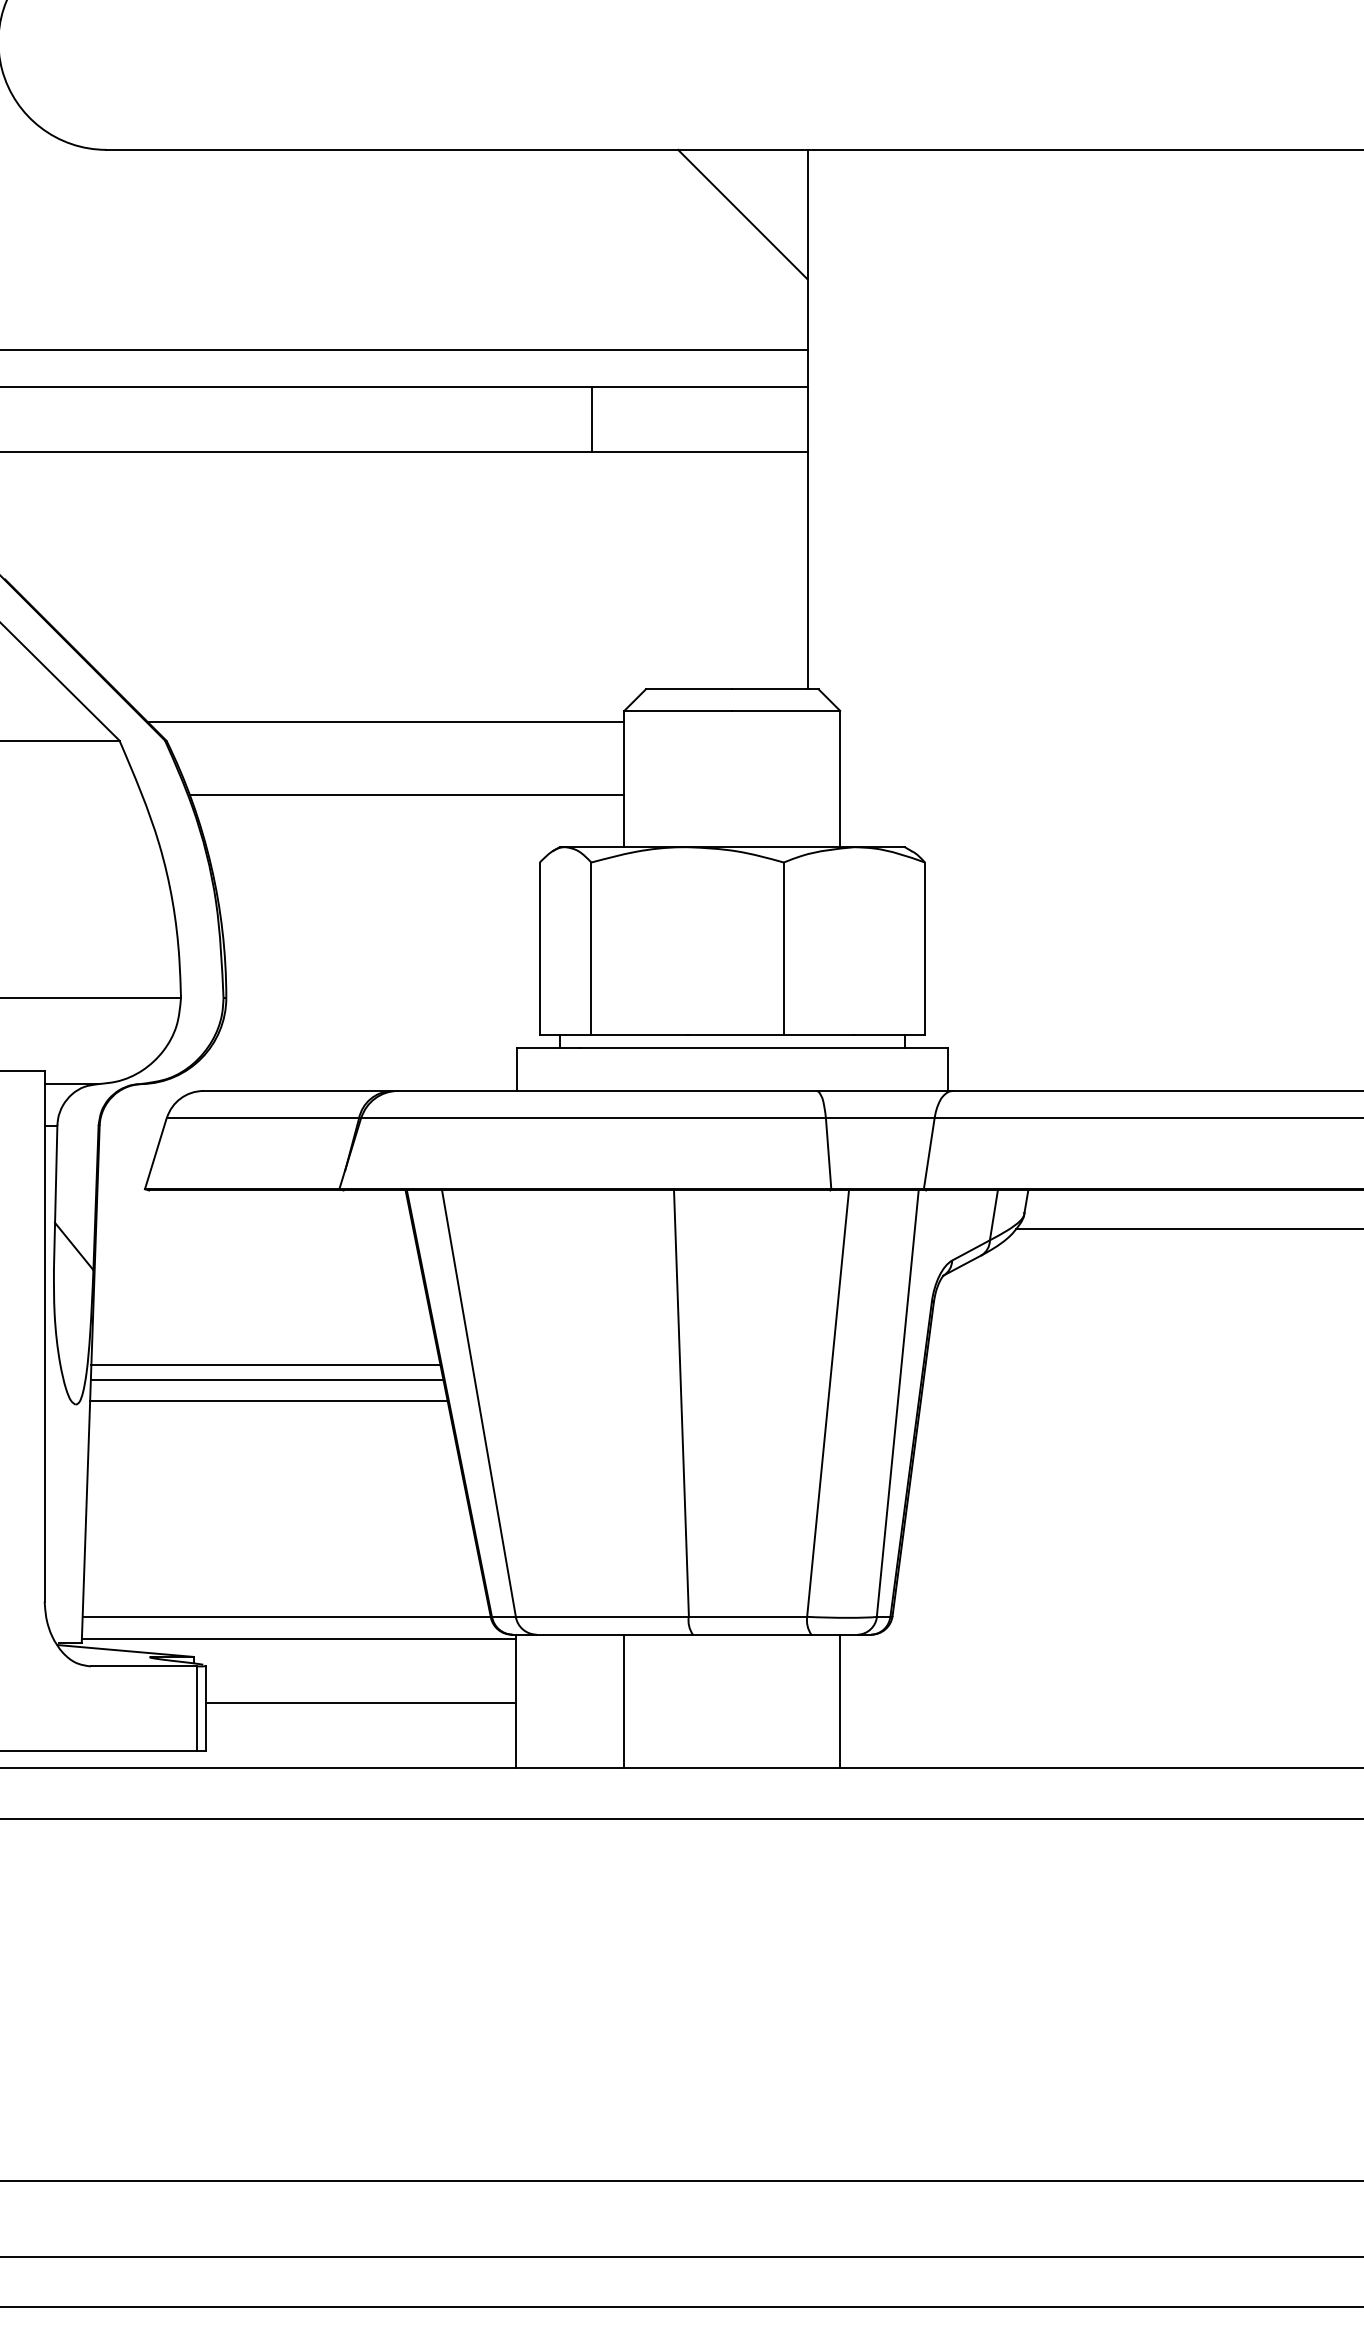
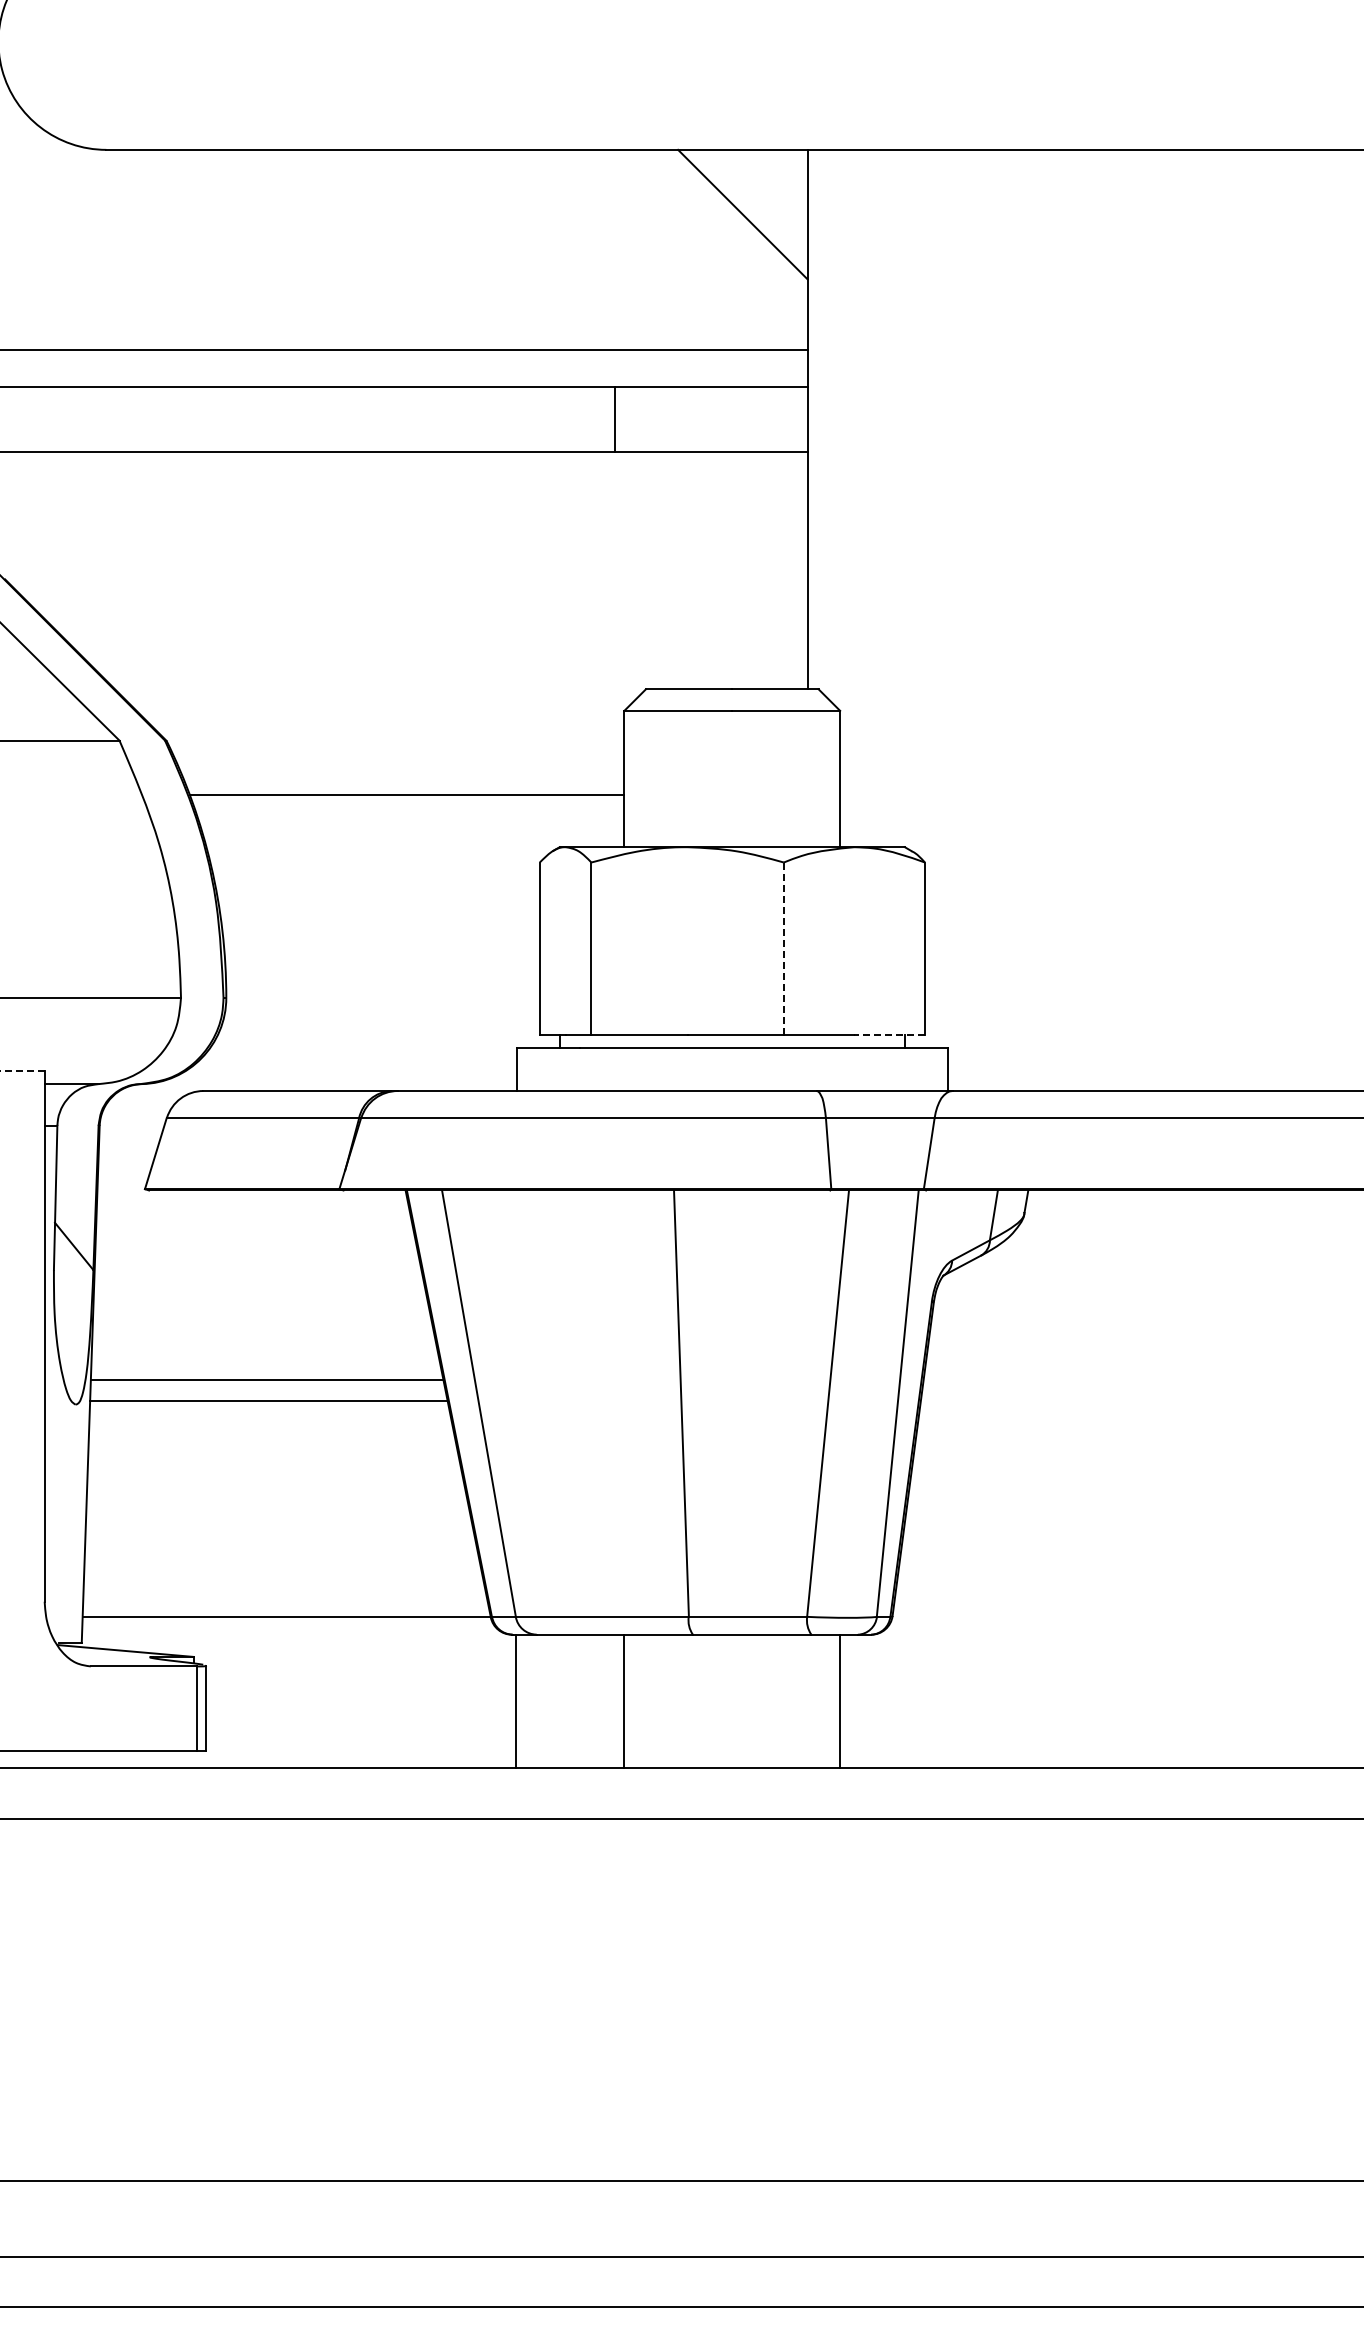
line position: (591, 419) -> (614, 419) (614, 419)
line: present -> none (385, 721)
line: solid -> dashed (783, 948)
line: solid -> dashed (889, 1034)
line: solid -> dashed (22, 1071)
line: present -> none (1188, 1228)
line: present -> none (265, 1364)
line: present -> none (298, 1638)
line: present -> none (360, 1703)
